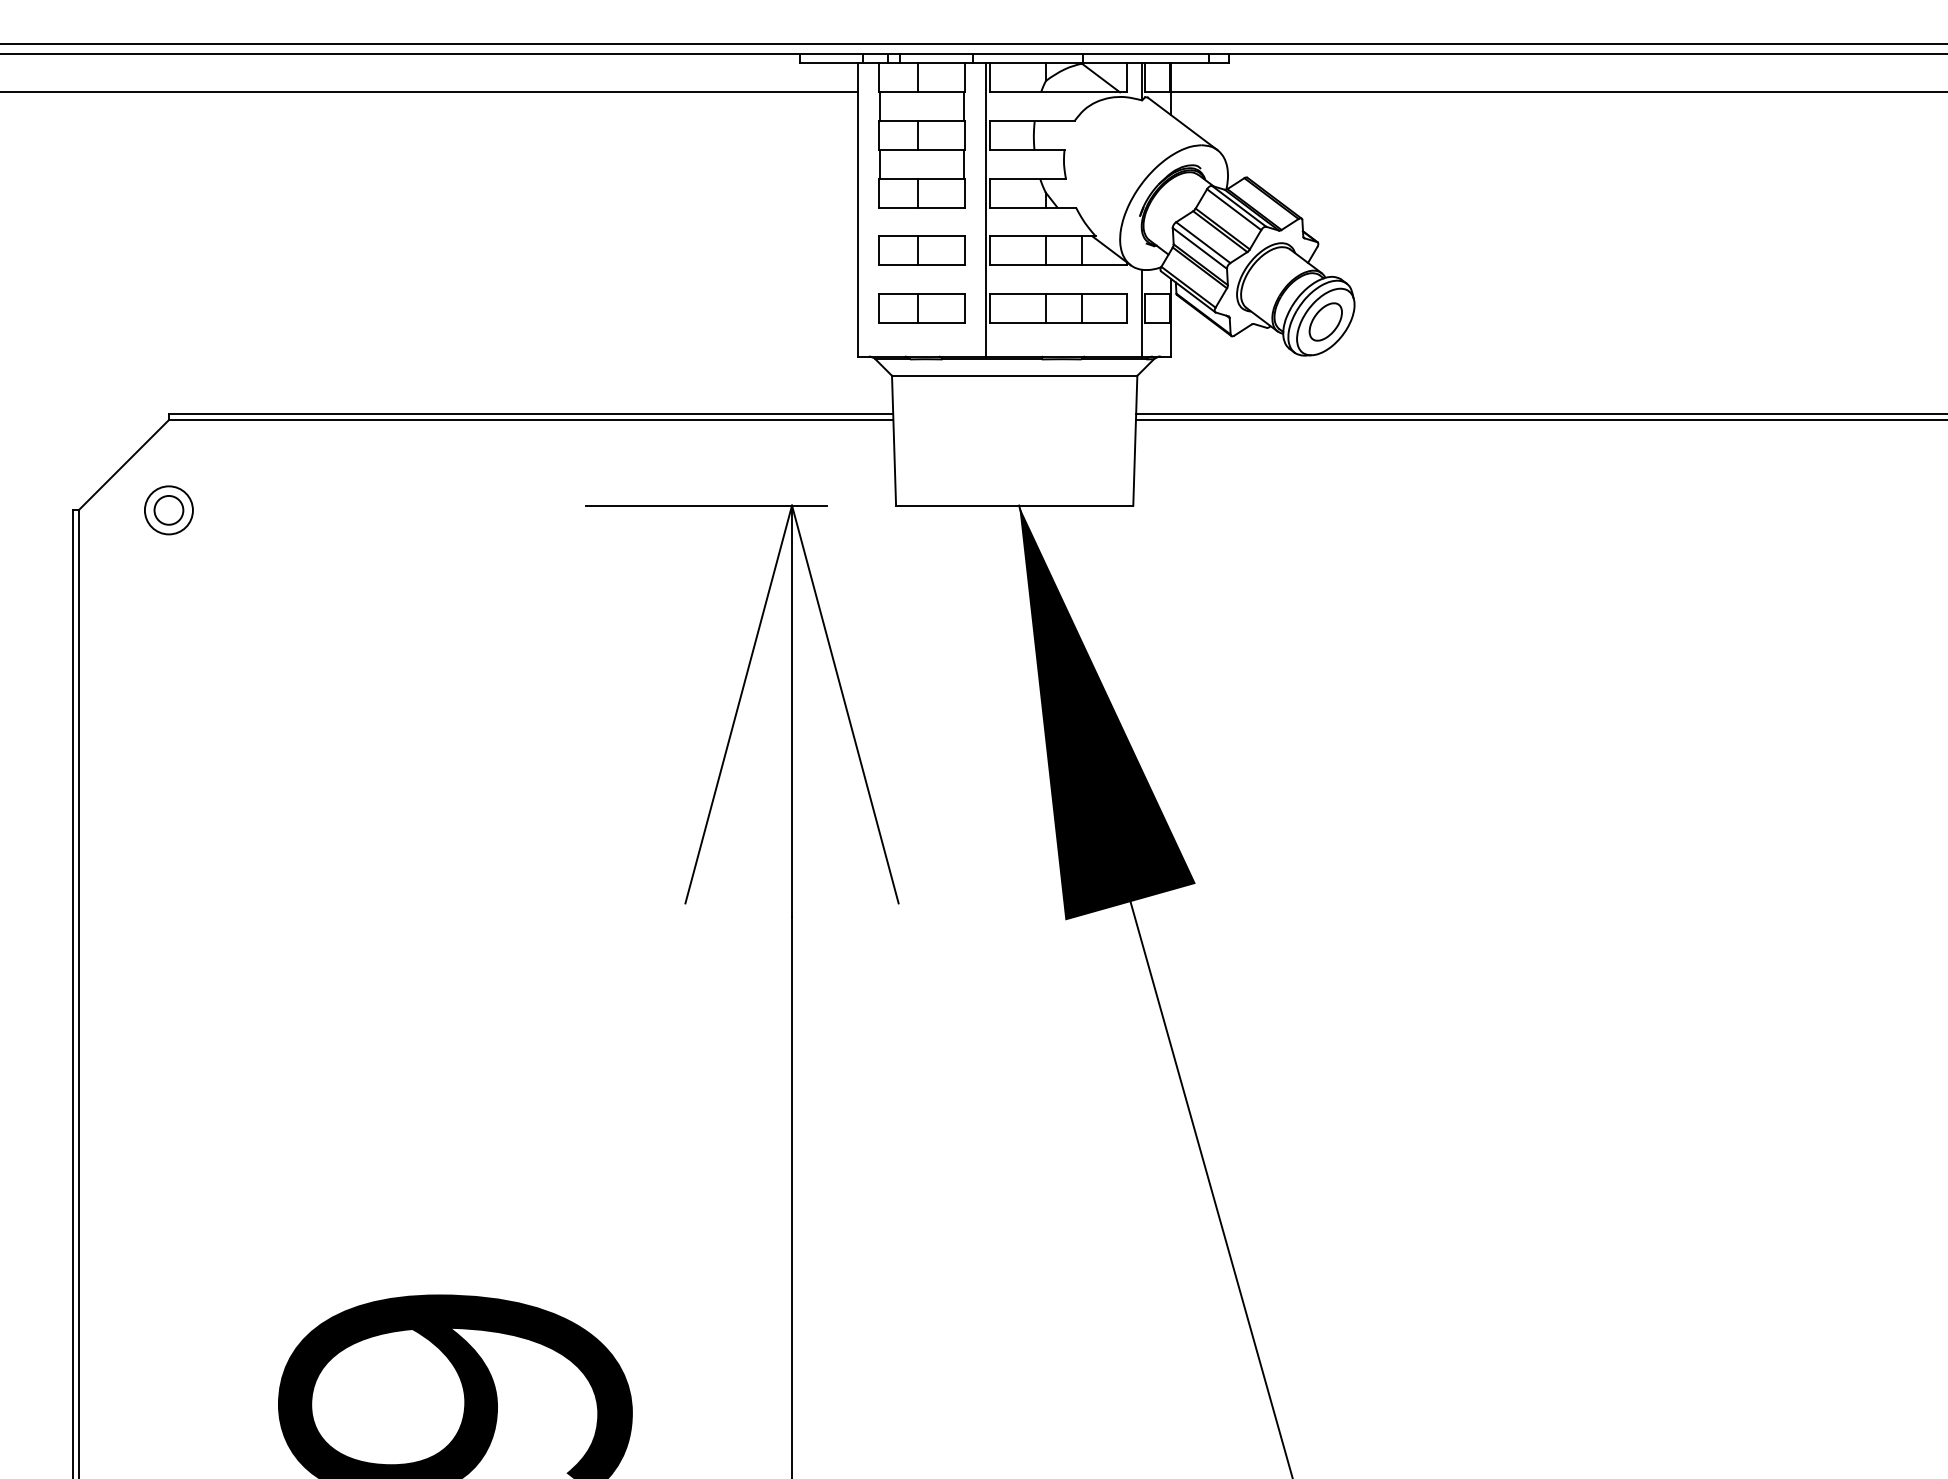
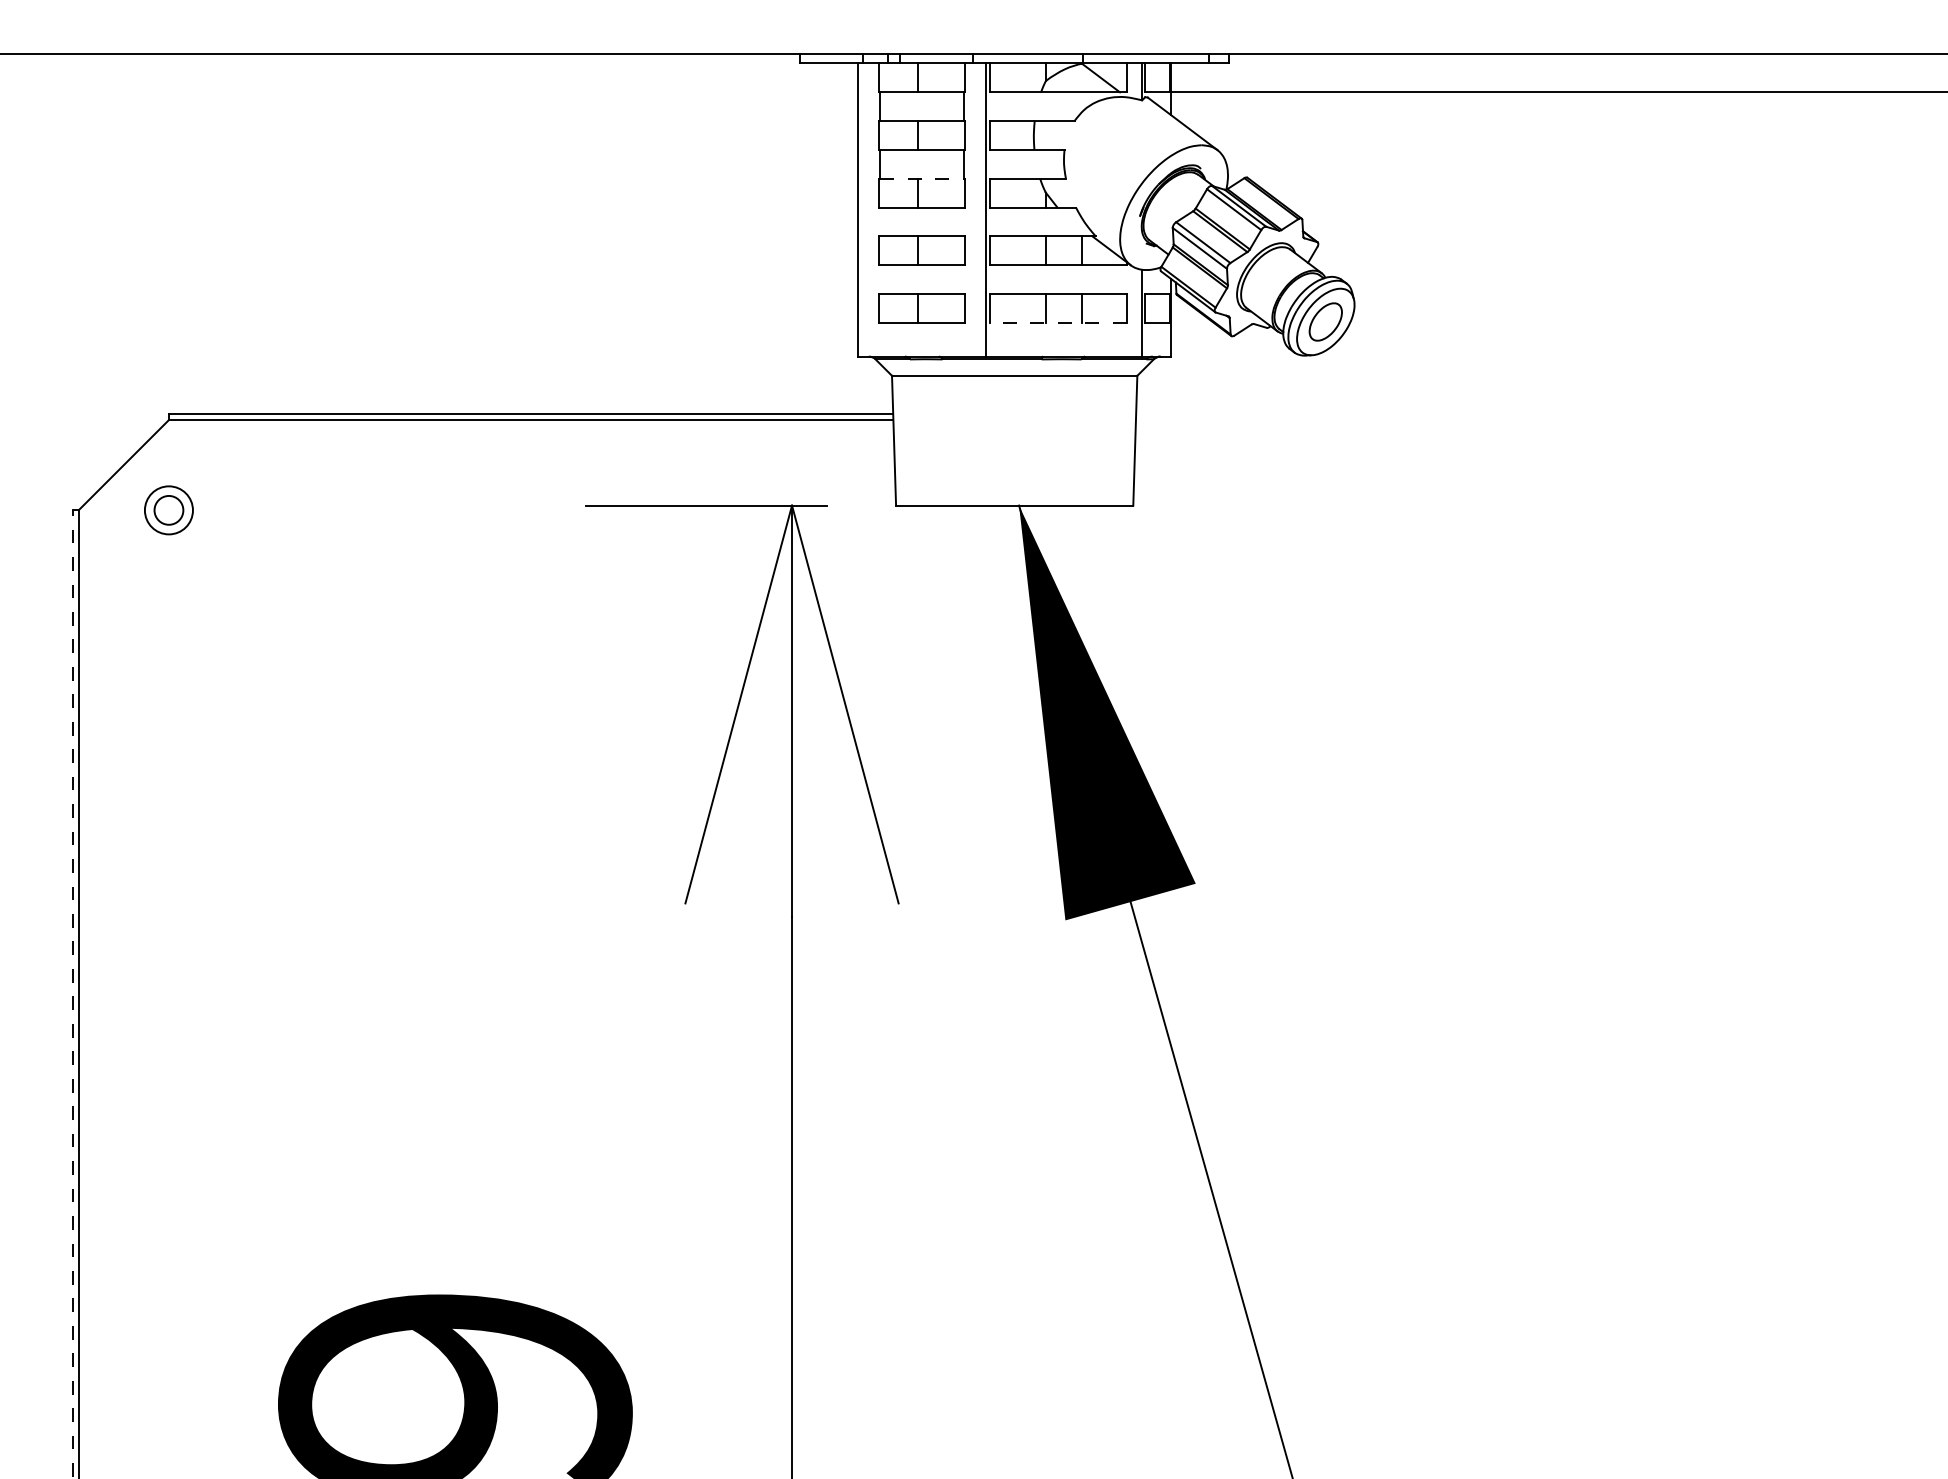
line: present -> none (973, 44)
line: present -> none (430, 92)
line: solid -> dashed (922, 178)
line: solid -> dashed (1057, 322)
line: present -> none (1540, 414)
line: present -> none (1539, 420)
line: solid -> dashed (72, 994)
